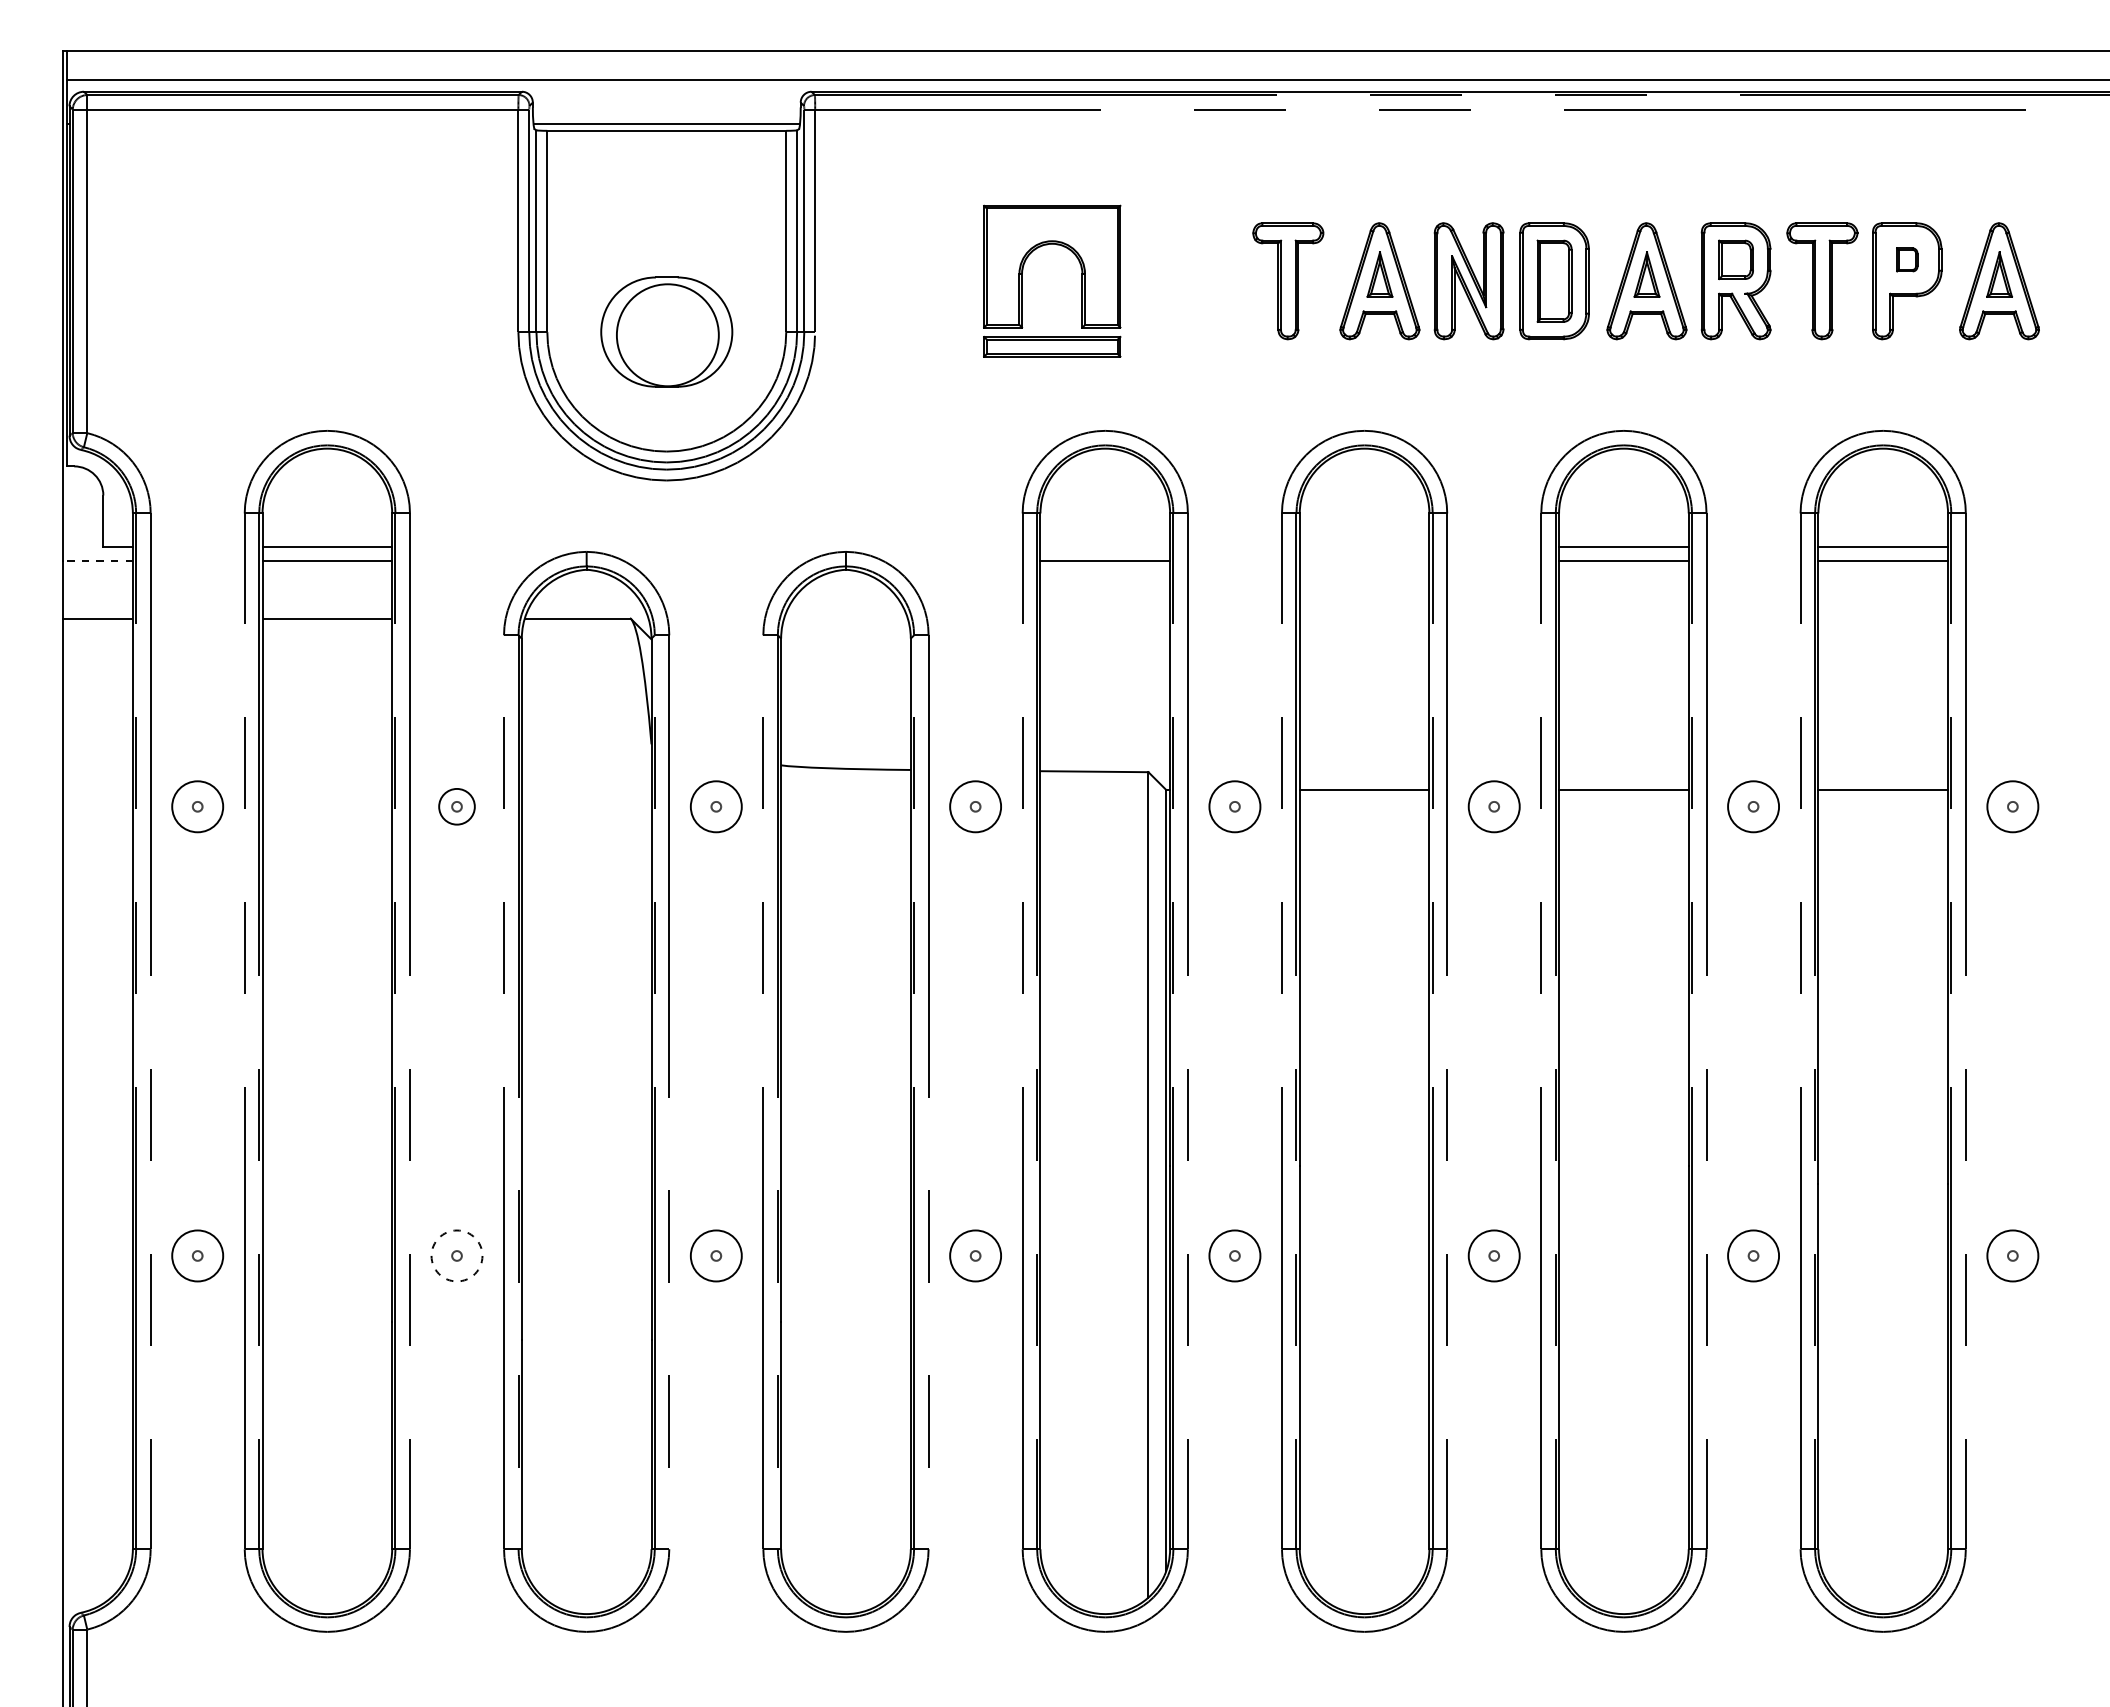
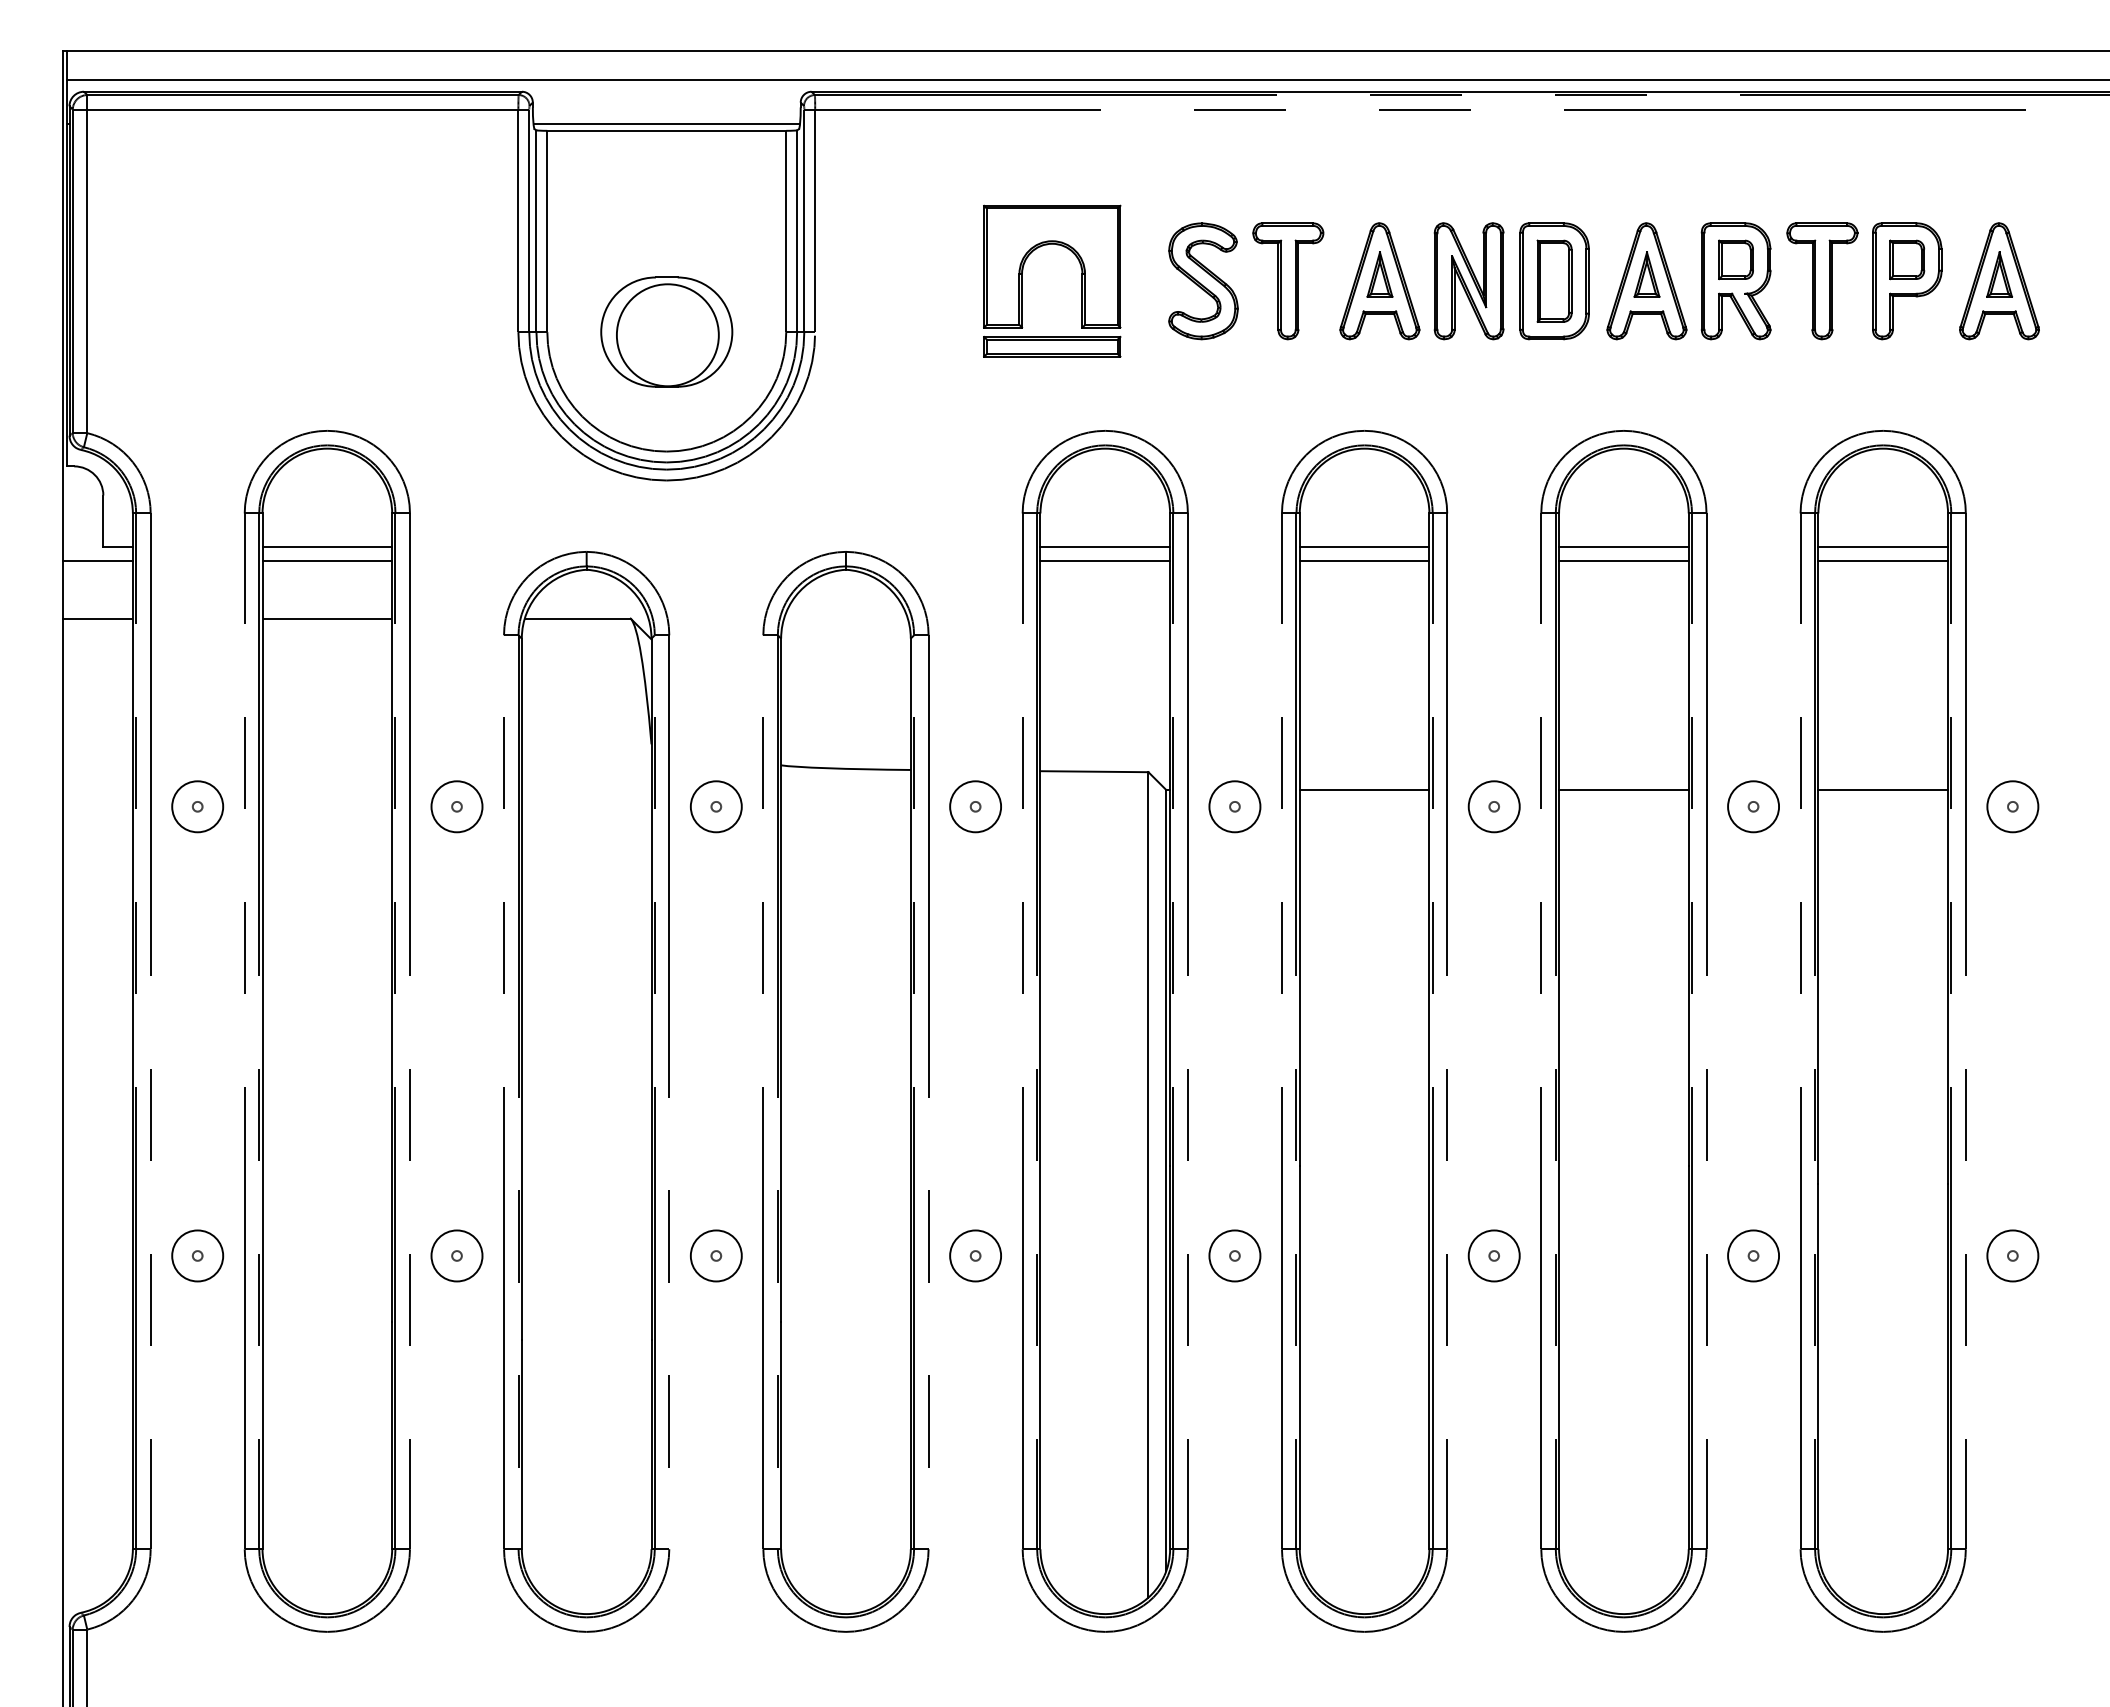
part size: 23x26 px -> 37x42 px (1907, 259)
part: none -> present (1203, 281)
line: none -> present (1105, 546)
line: none -> present (1364, 546)
line: dashed -> solid (98, 561)
line: none -> present (1364, 561)
circle diameter: 36 px -> 51 px (456, 806)
circle: dashed -> solid (456, 1255)
